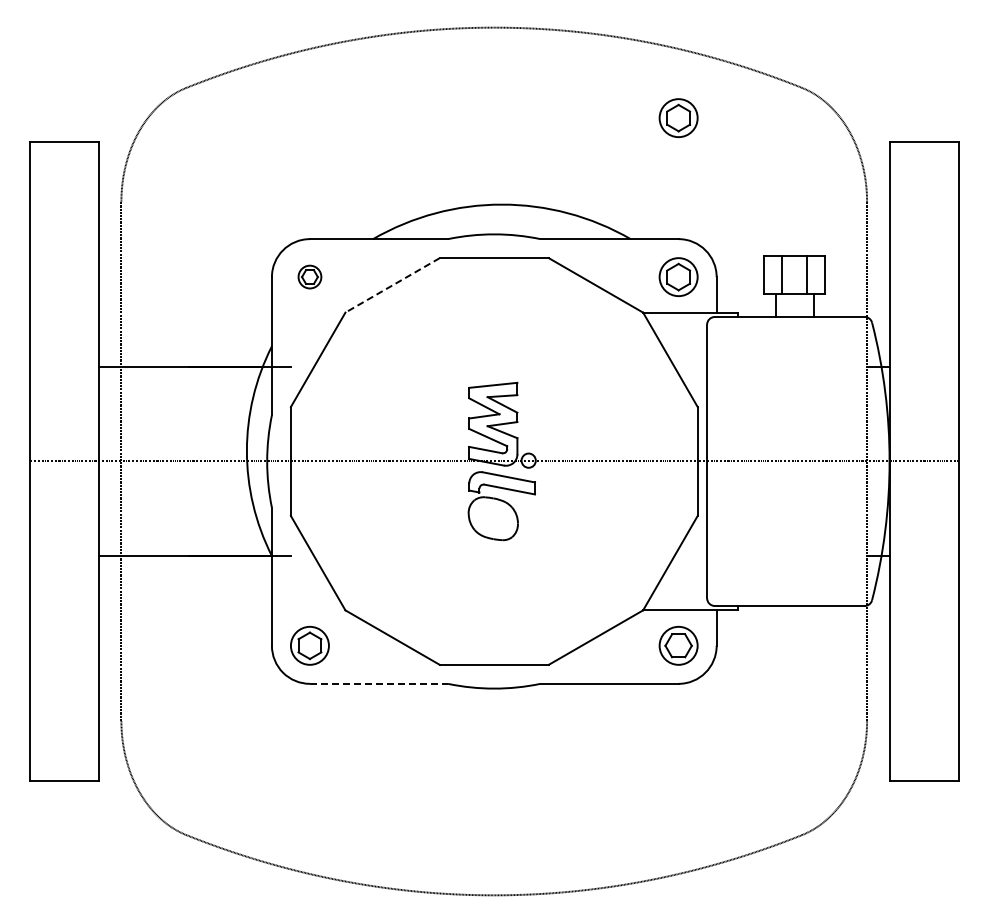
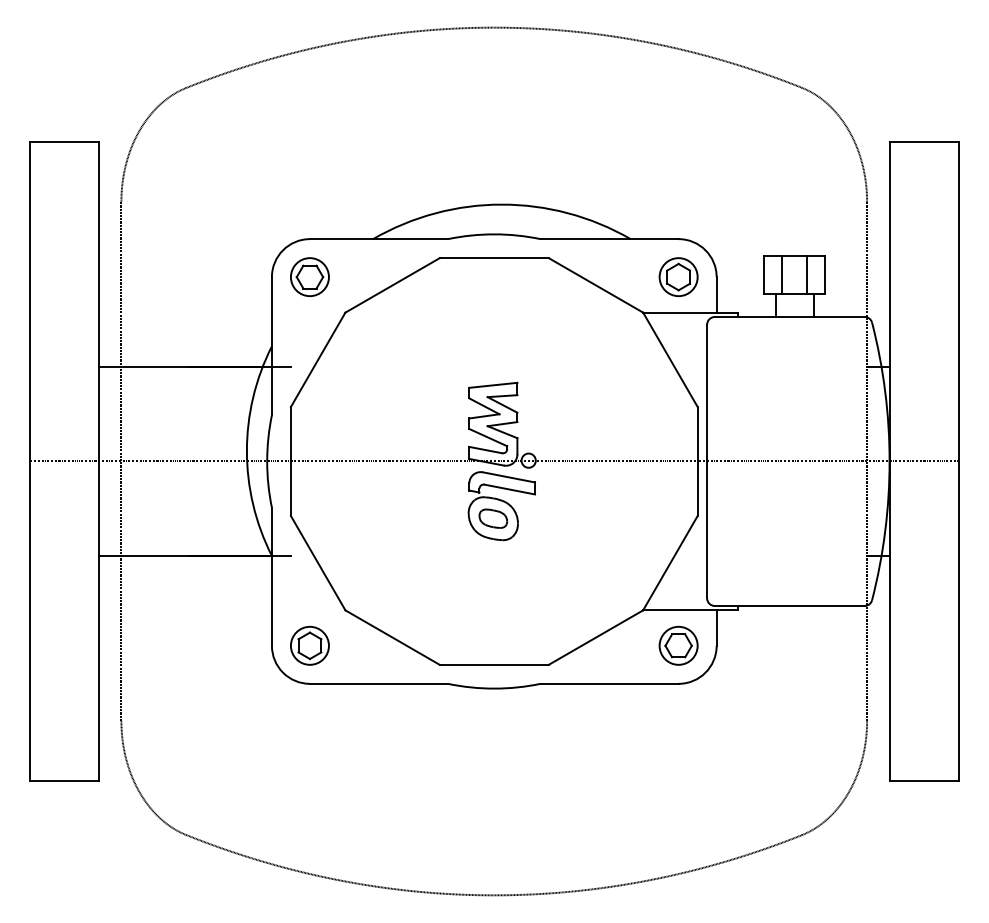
part: present -> none (678, 117)
part size: 26x26 px -> 40x40 px (309, 276)
line: dashed -> solid (392, 285)
part: none -> present (492, 518)
line: dashed -> solid (379, 683)
